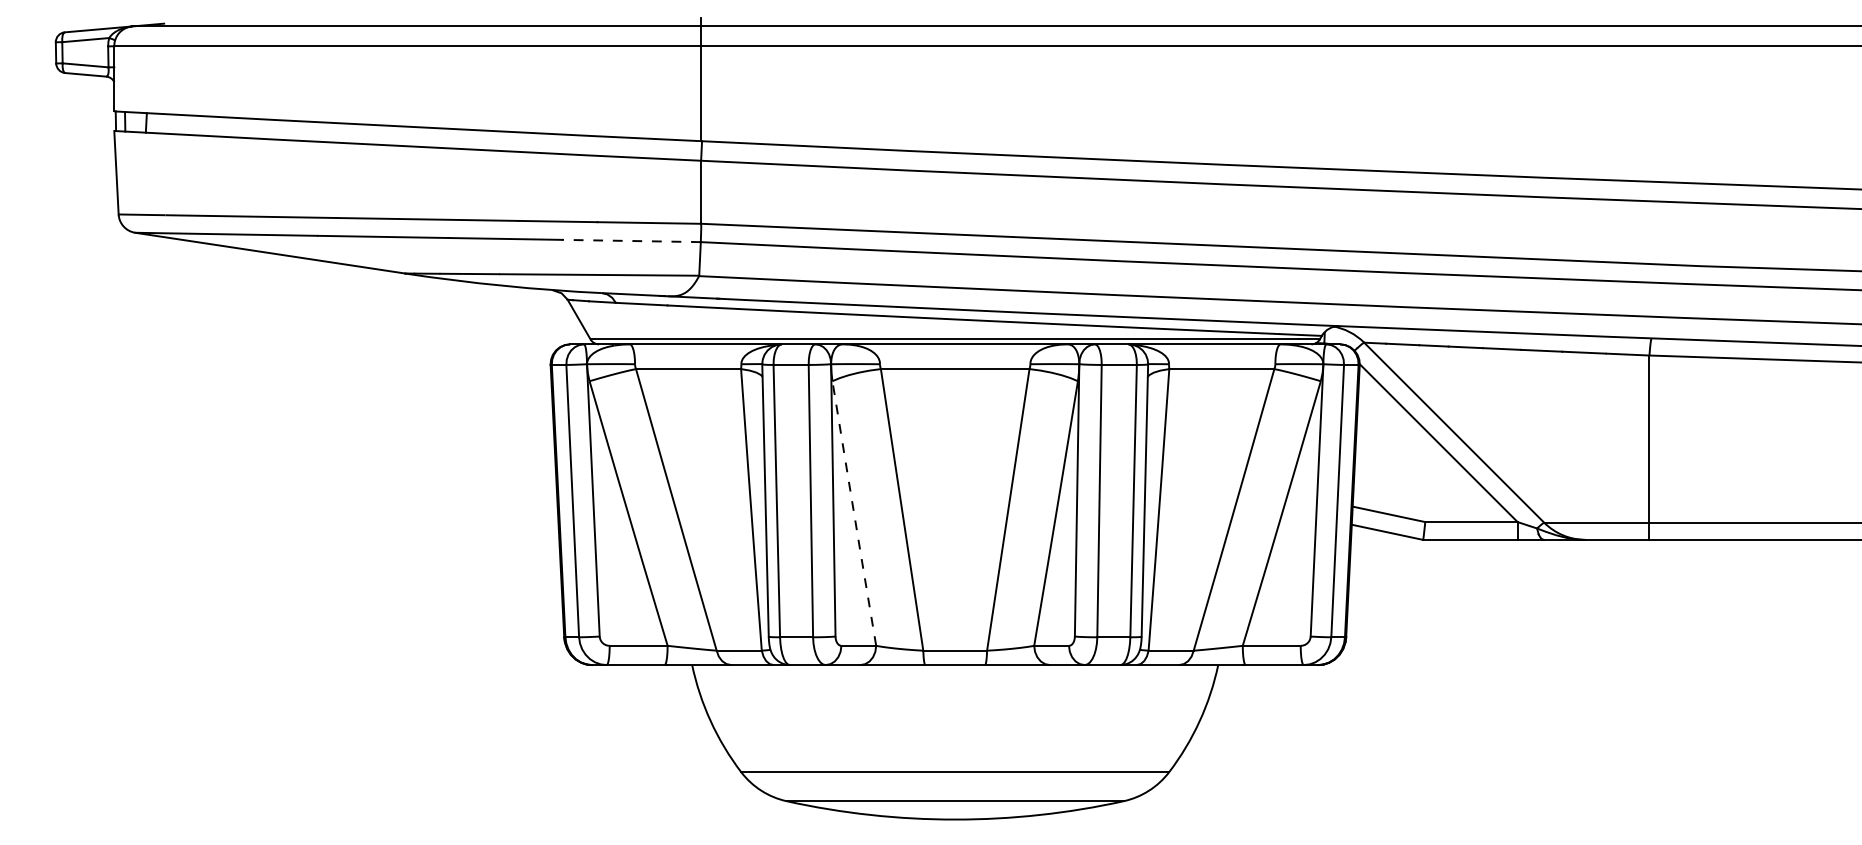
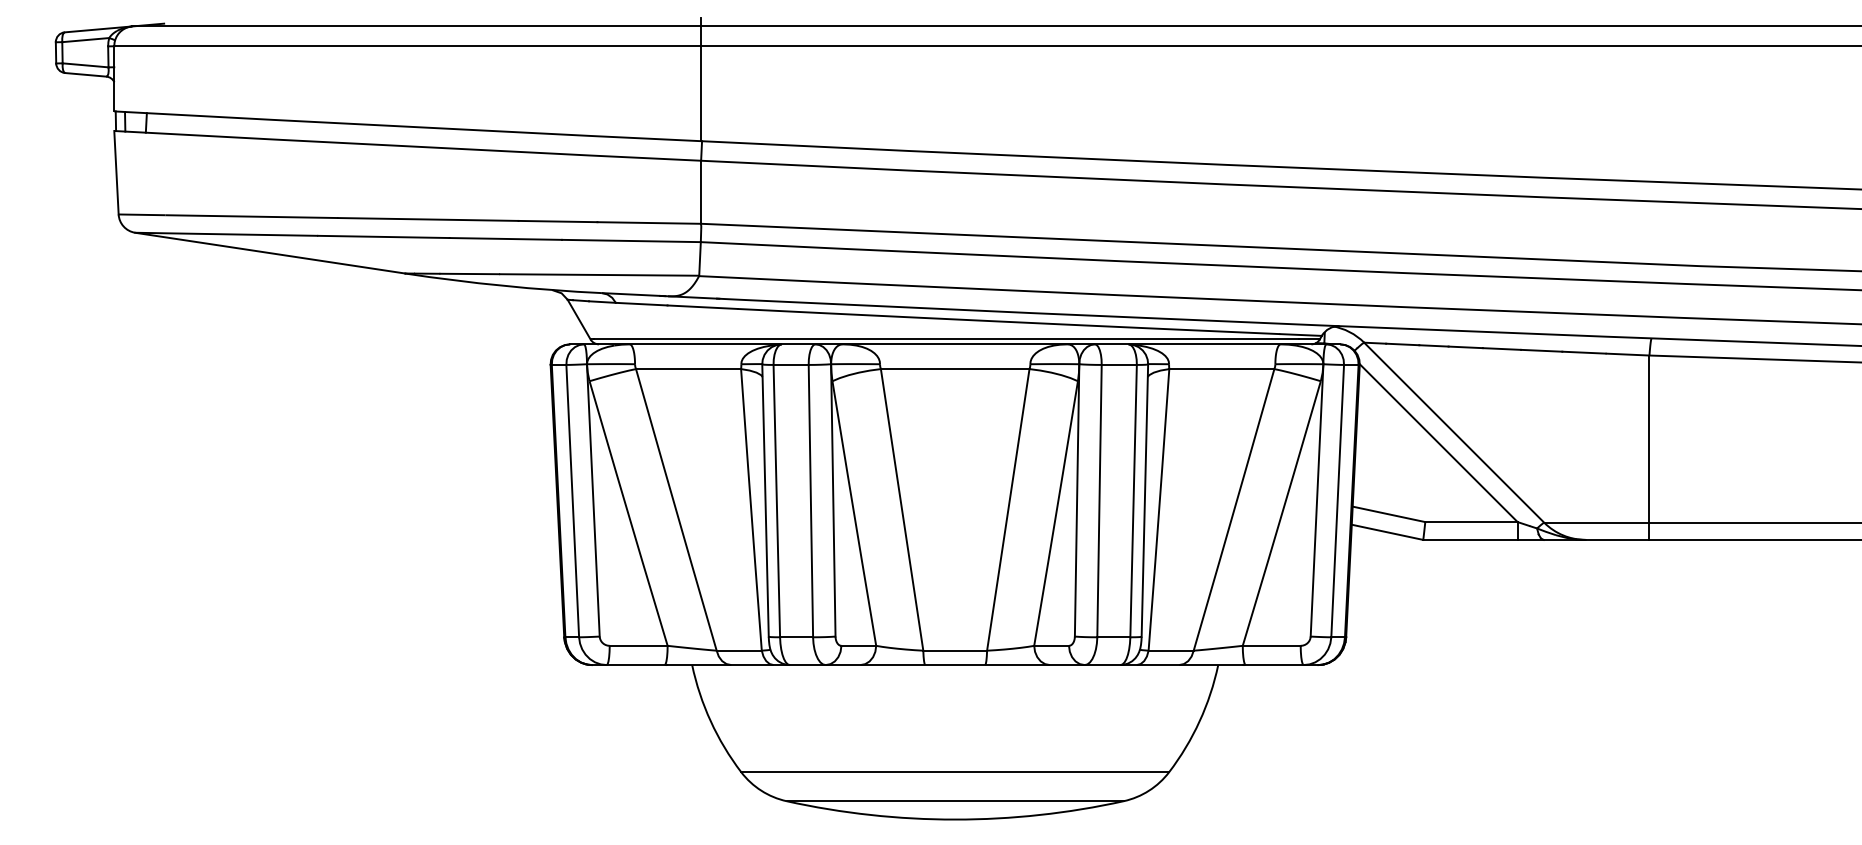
line: dashed -> solid (630, 240)
line: dashed -> solid (854, 513)
